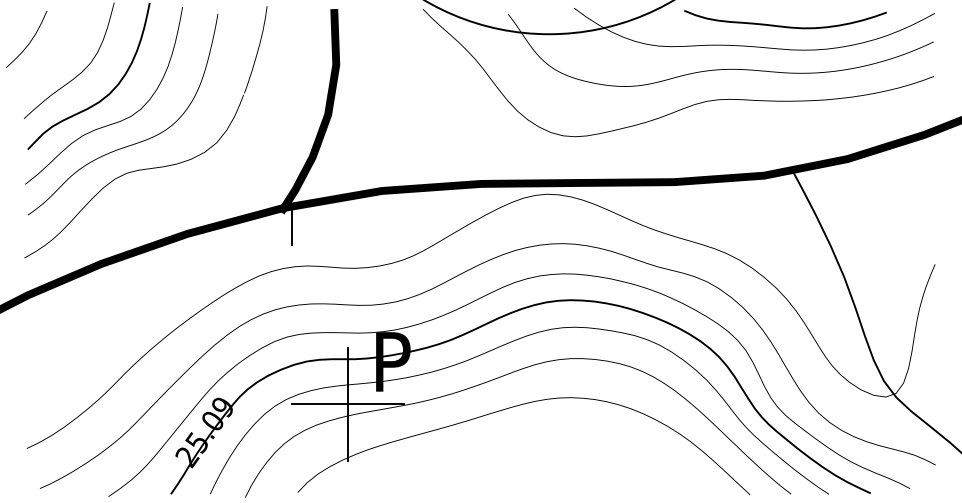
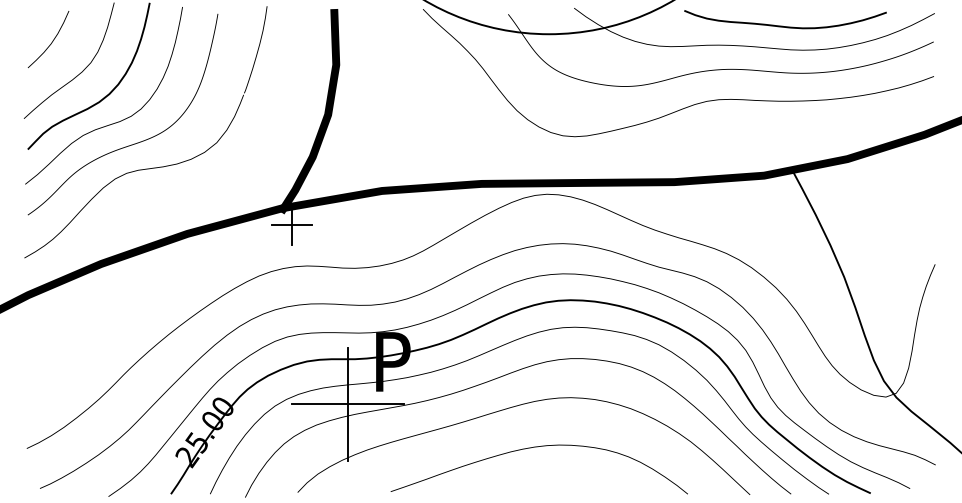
curve position: (30, 40) -> (52, 40) (52, 40)
line: none -> present (291, 224)
text: 25.09 -> 25.00 (222, 407)
curve: none -> present (537, 447)
